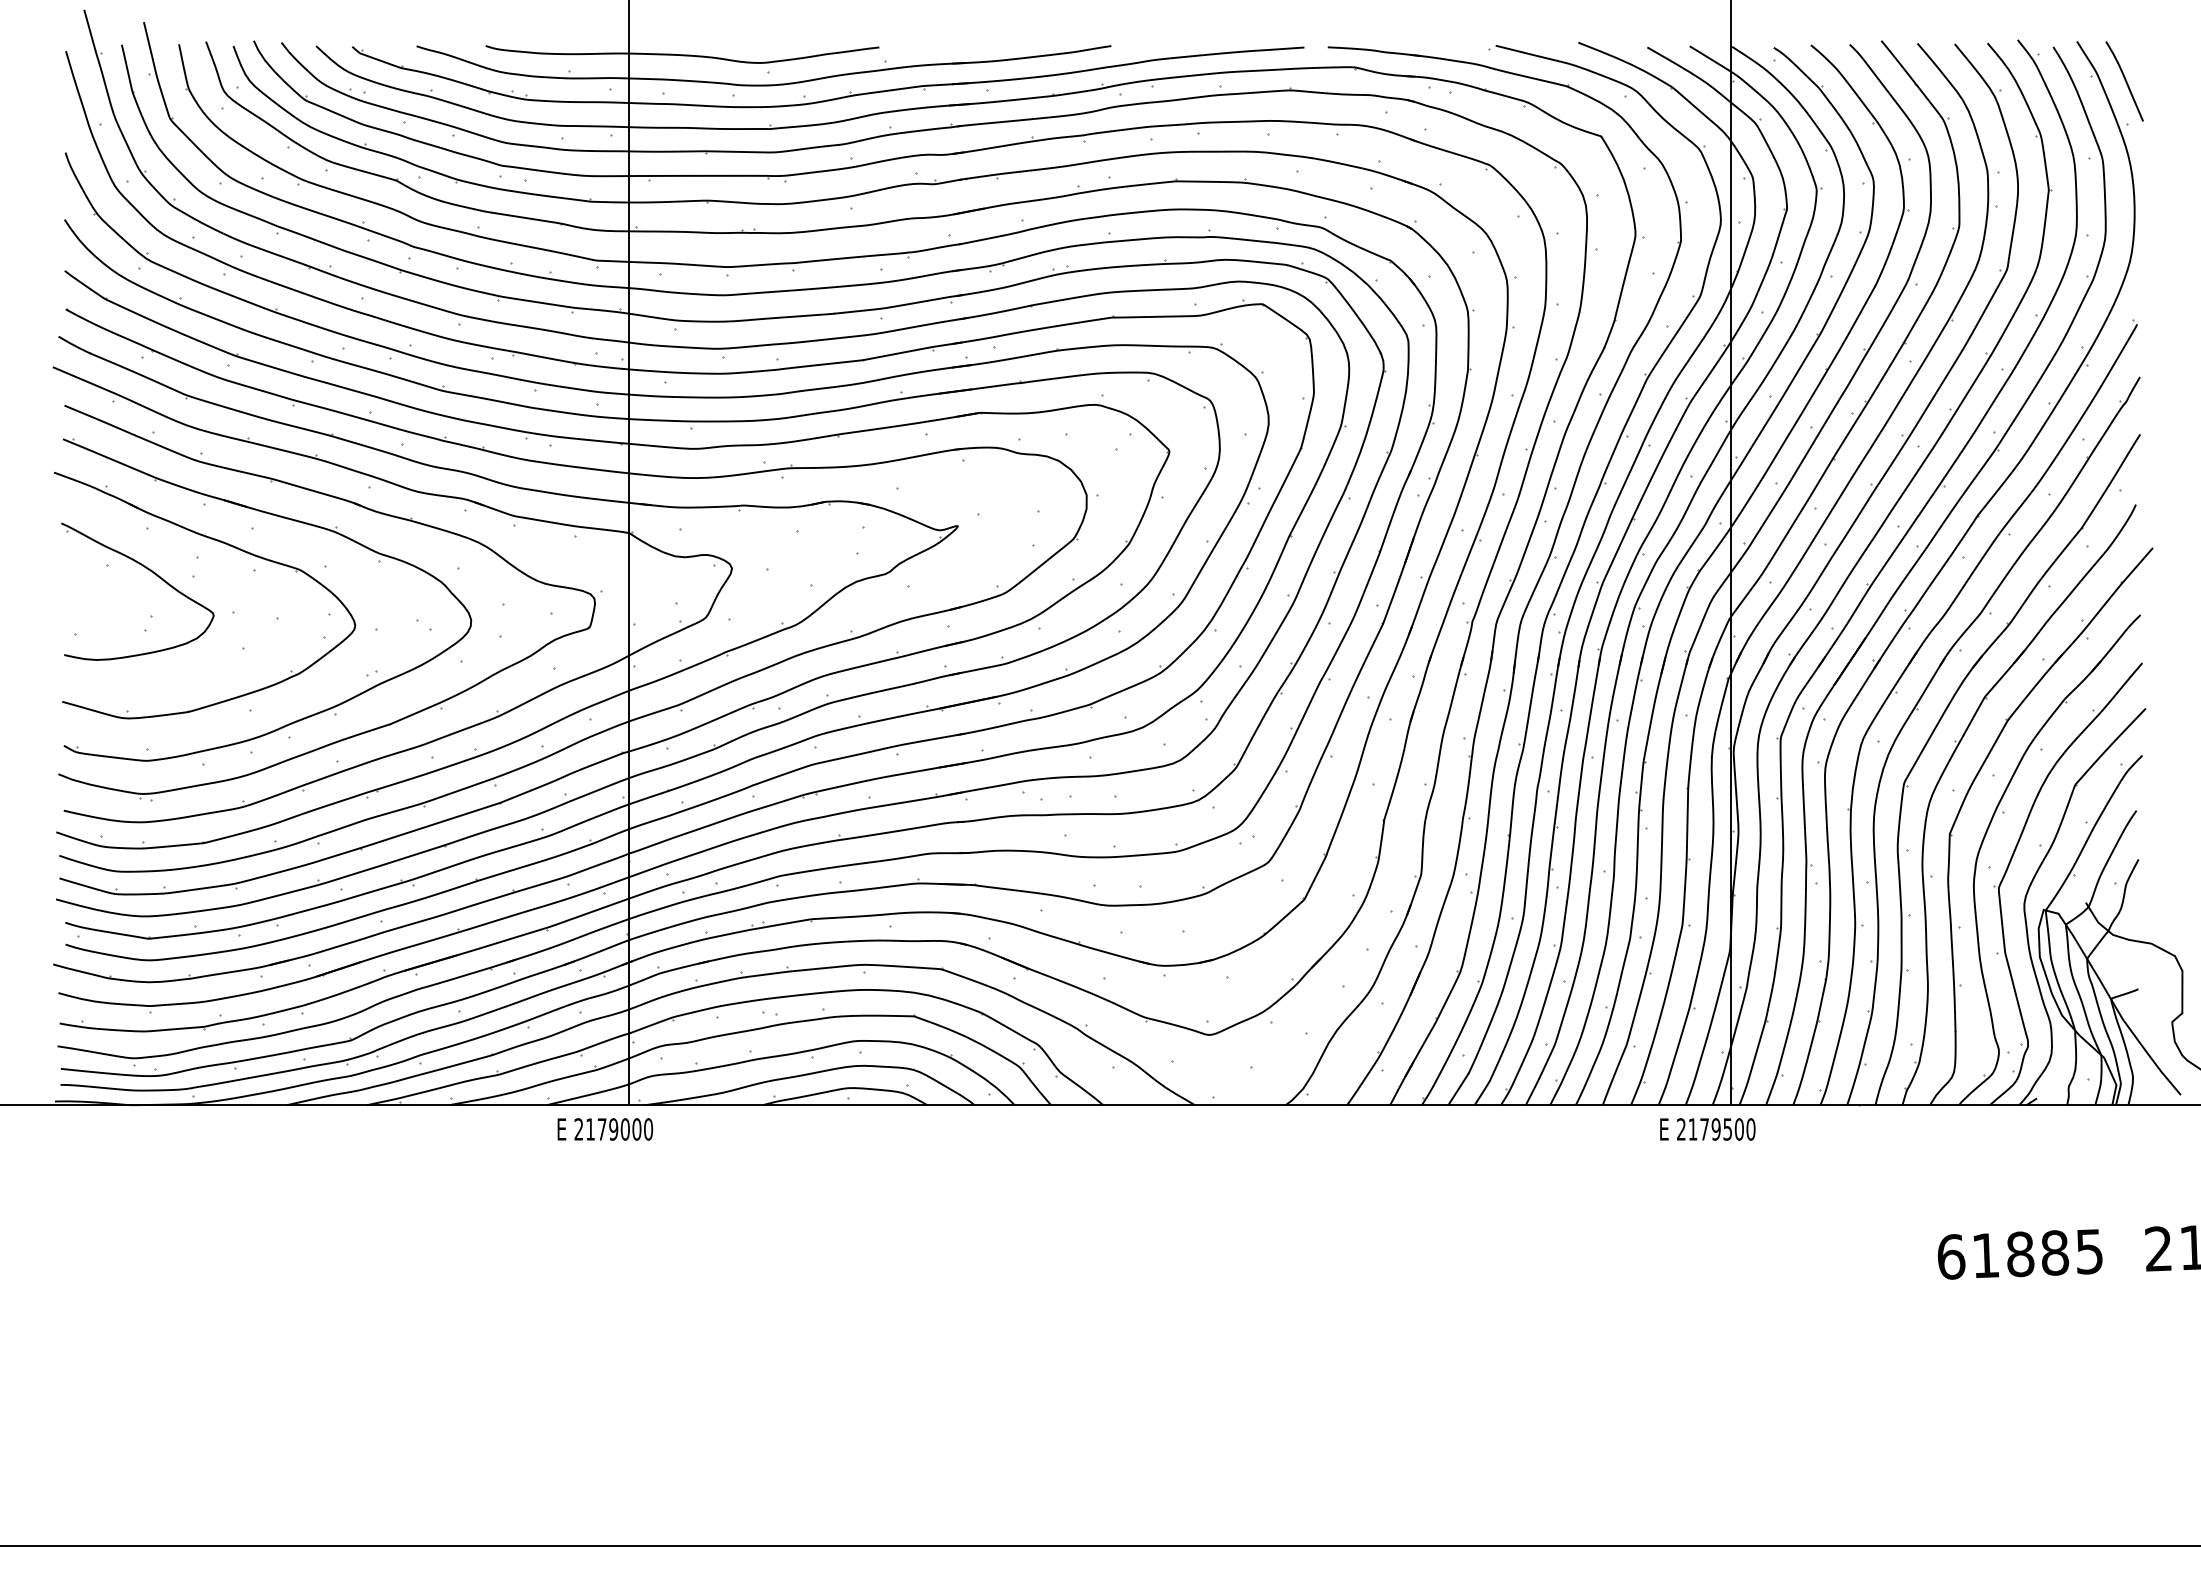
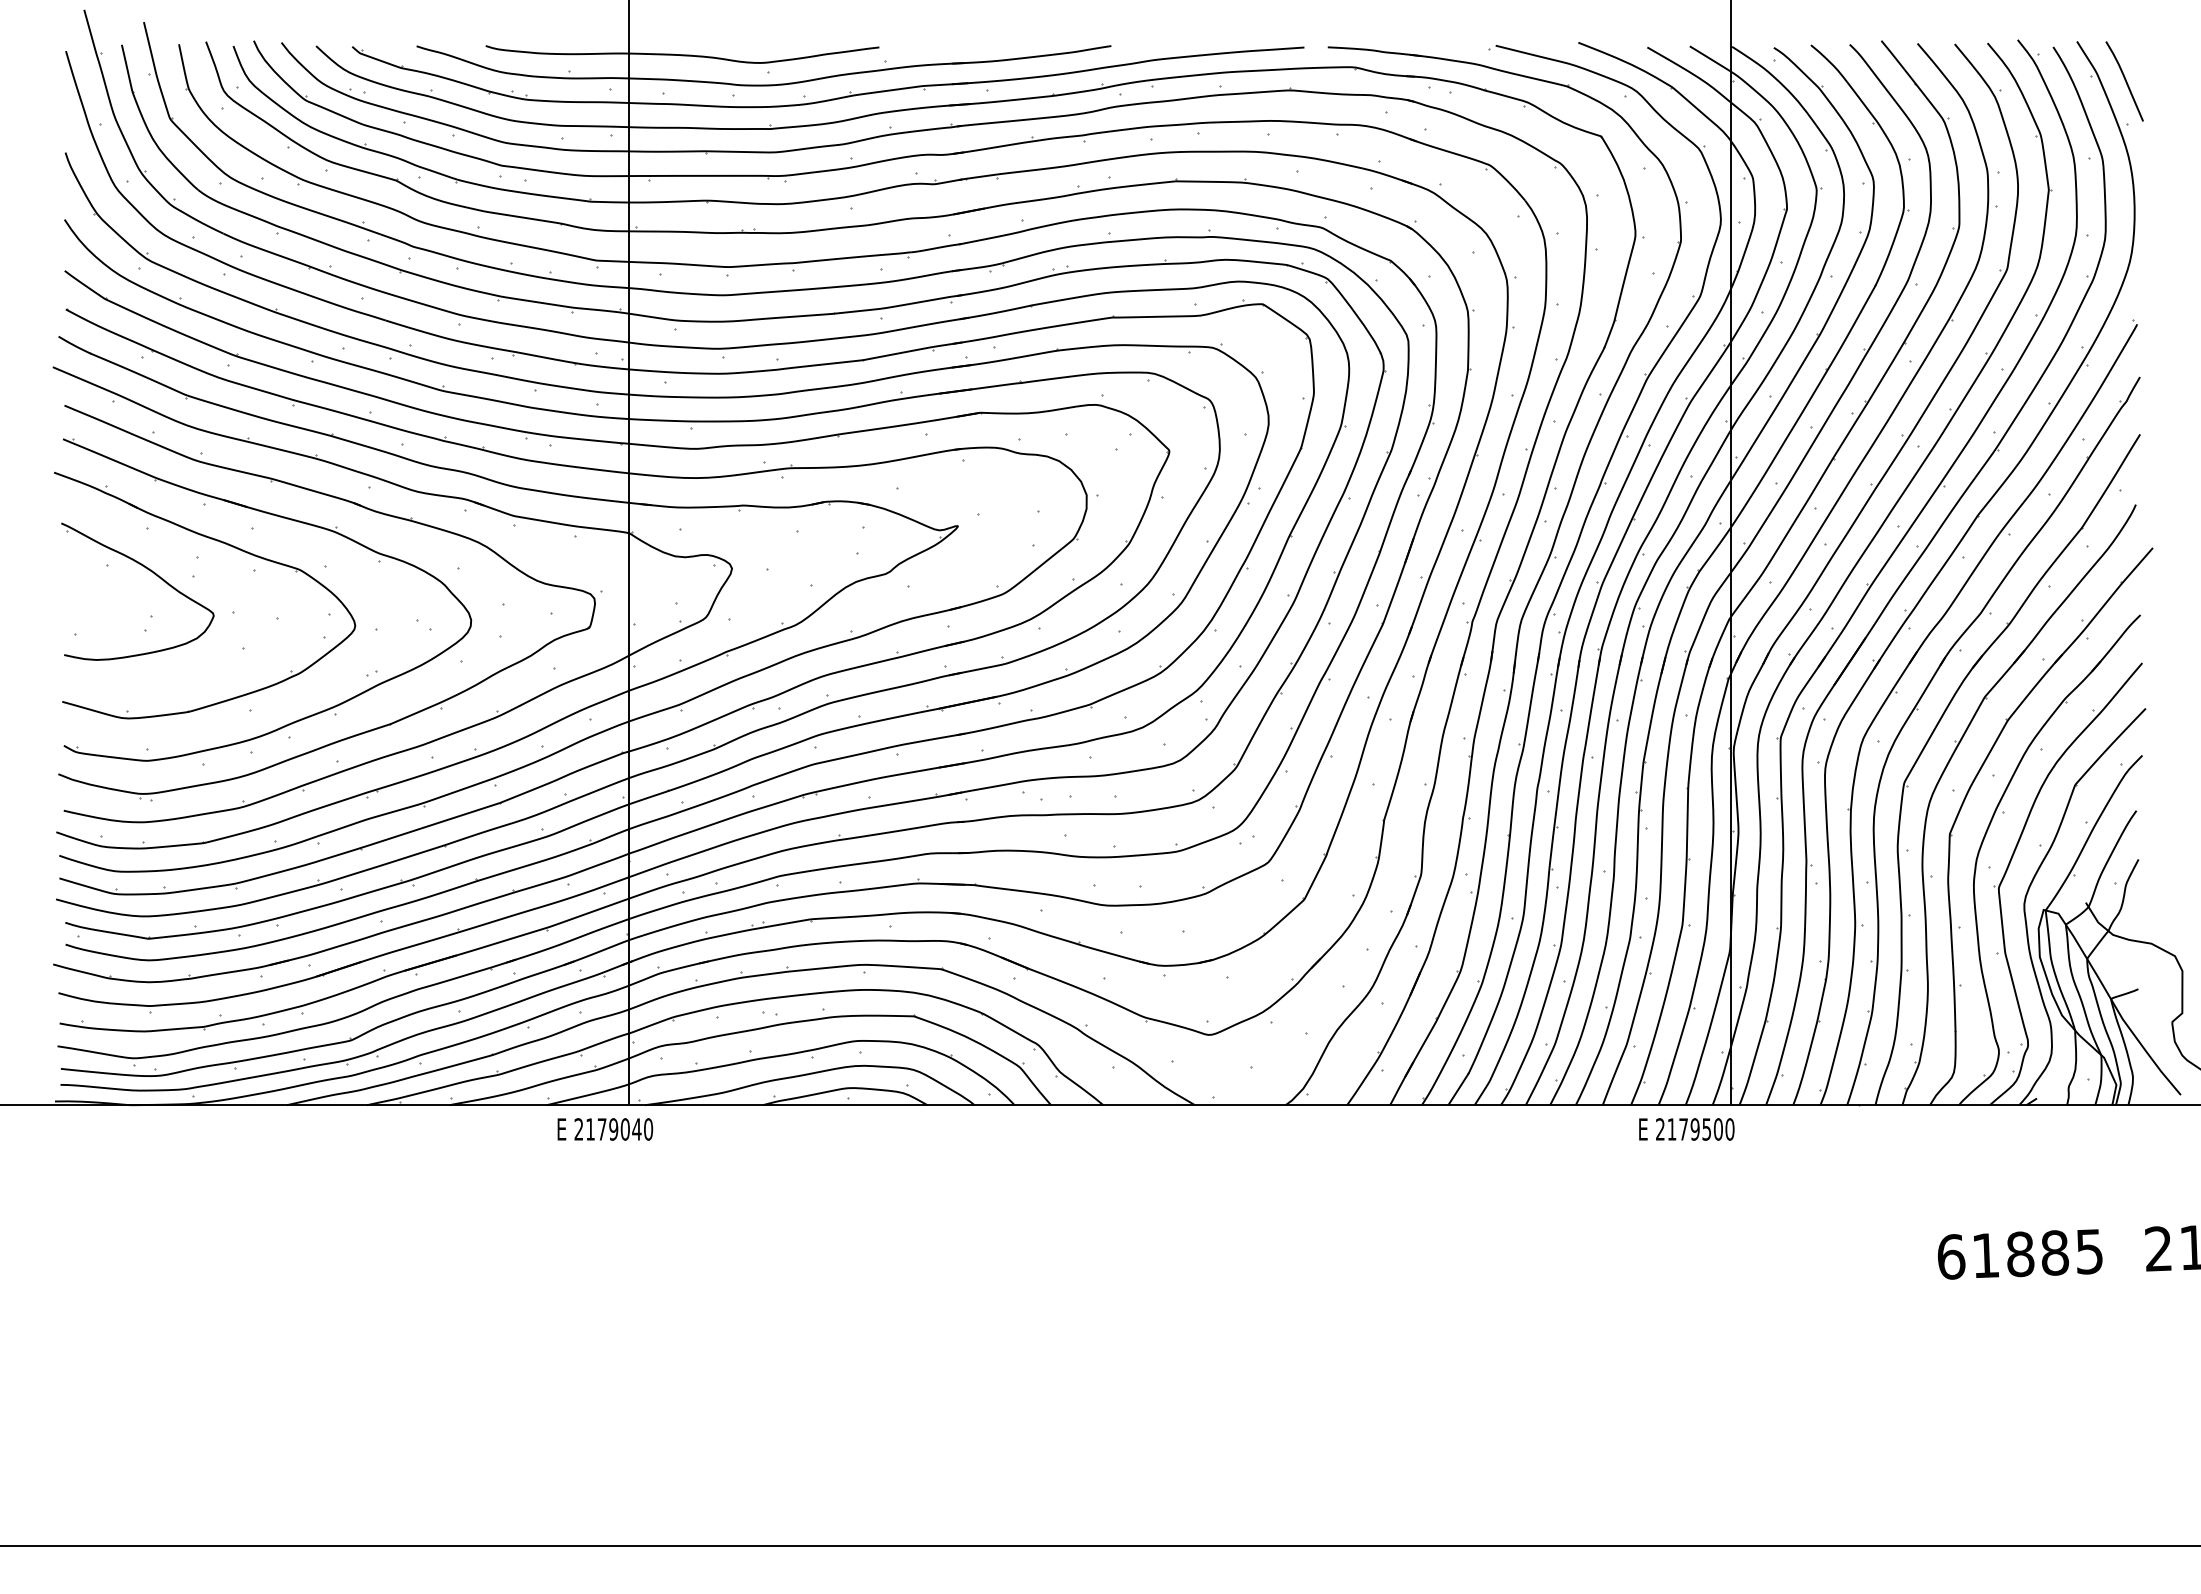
text: 2179000 -> 2179040 (636, 1129)
text position: (1707, 1129) -> (1686, 1129) (1686, 1129)
